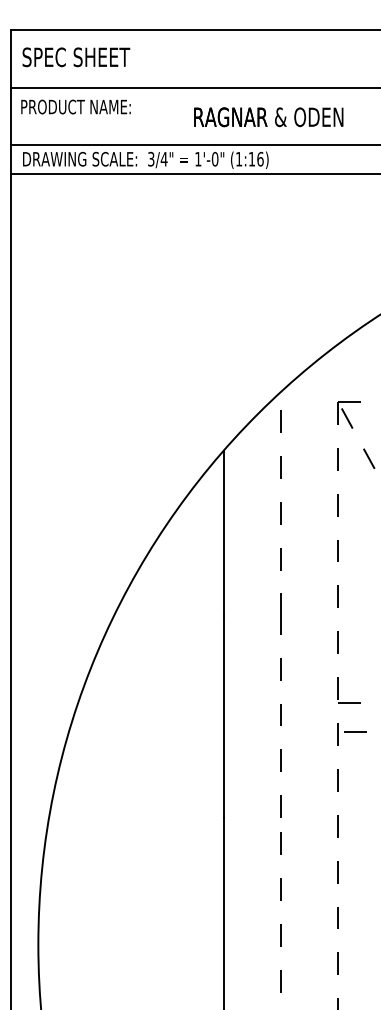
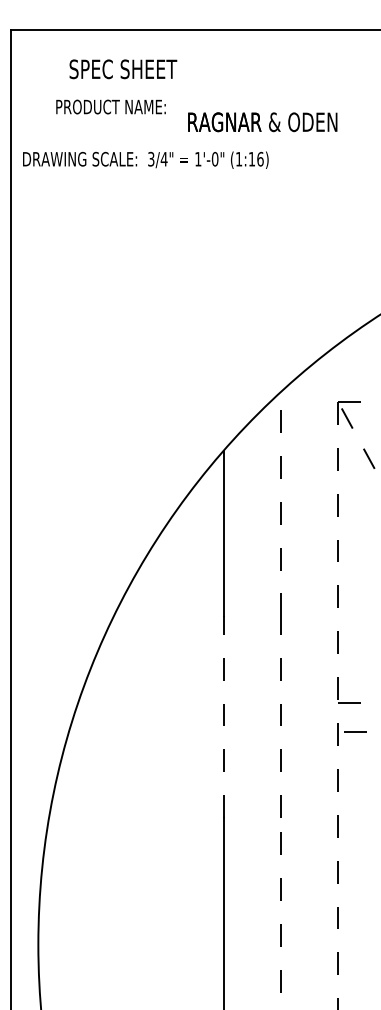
text position: (76, 57) -> (123, 69) (123, 69)
line: present -> none (194, 87)
text position: (75, 106) -> (110, 106) (110, 106)
text position: (268, 117) -> (262, 122) (262, 122)
line: present -> none (194, 144)
line: present -> none (194, 173)
line: solid -> dashed (223, 717)
